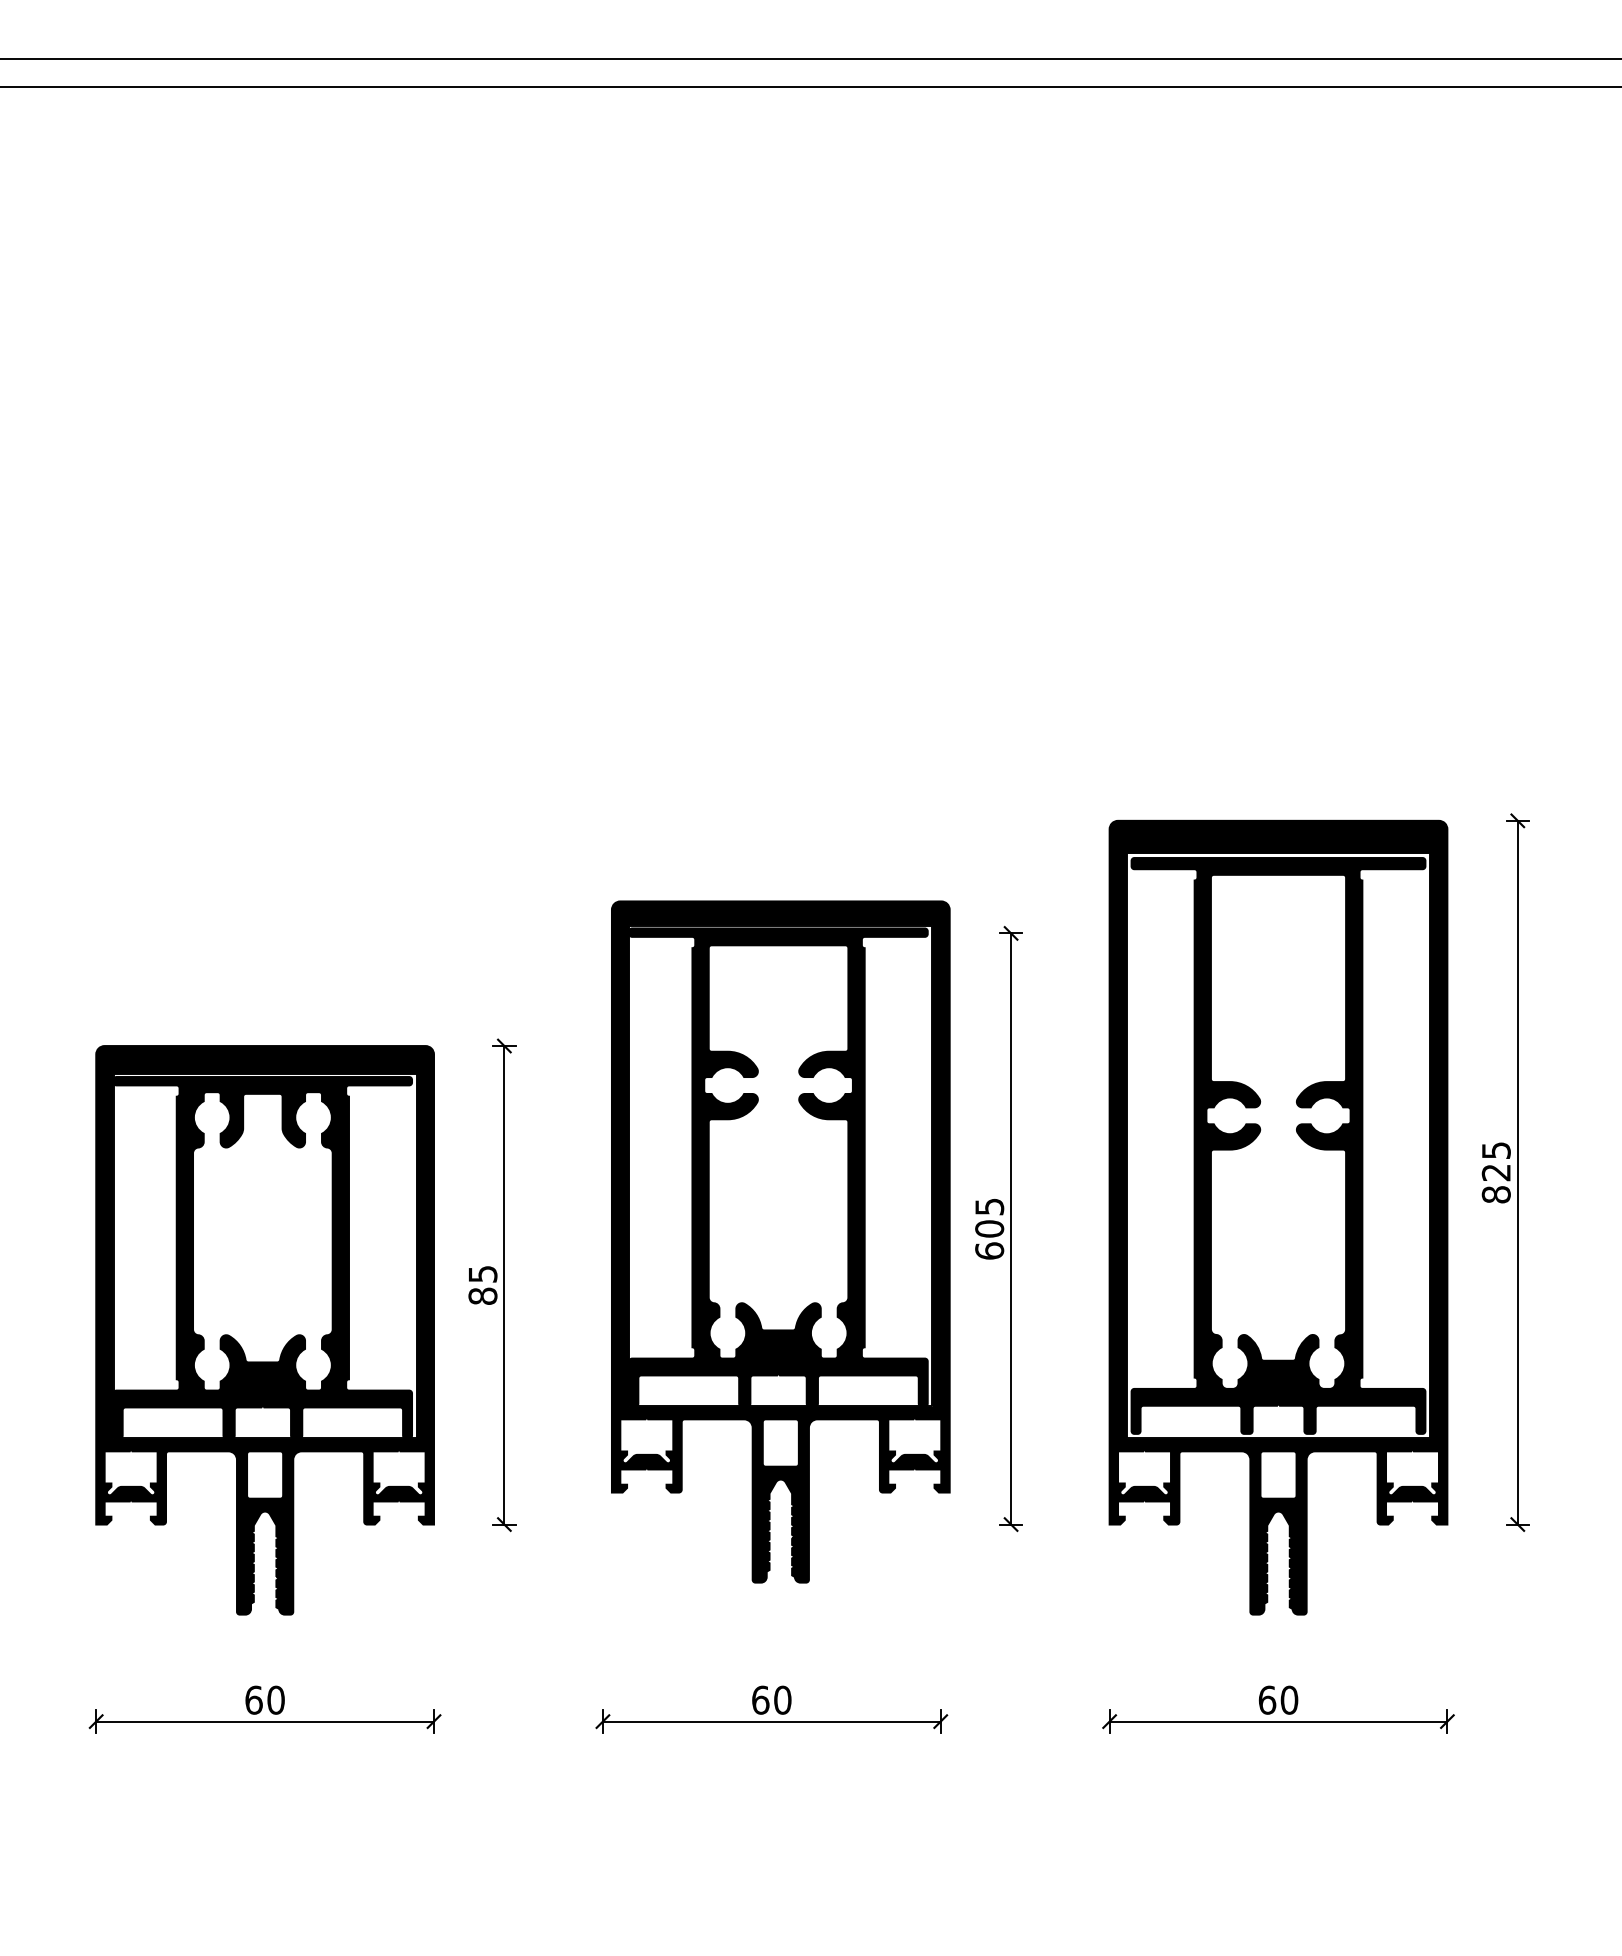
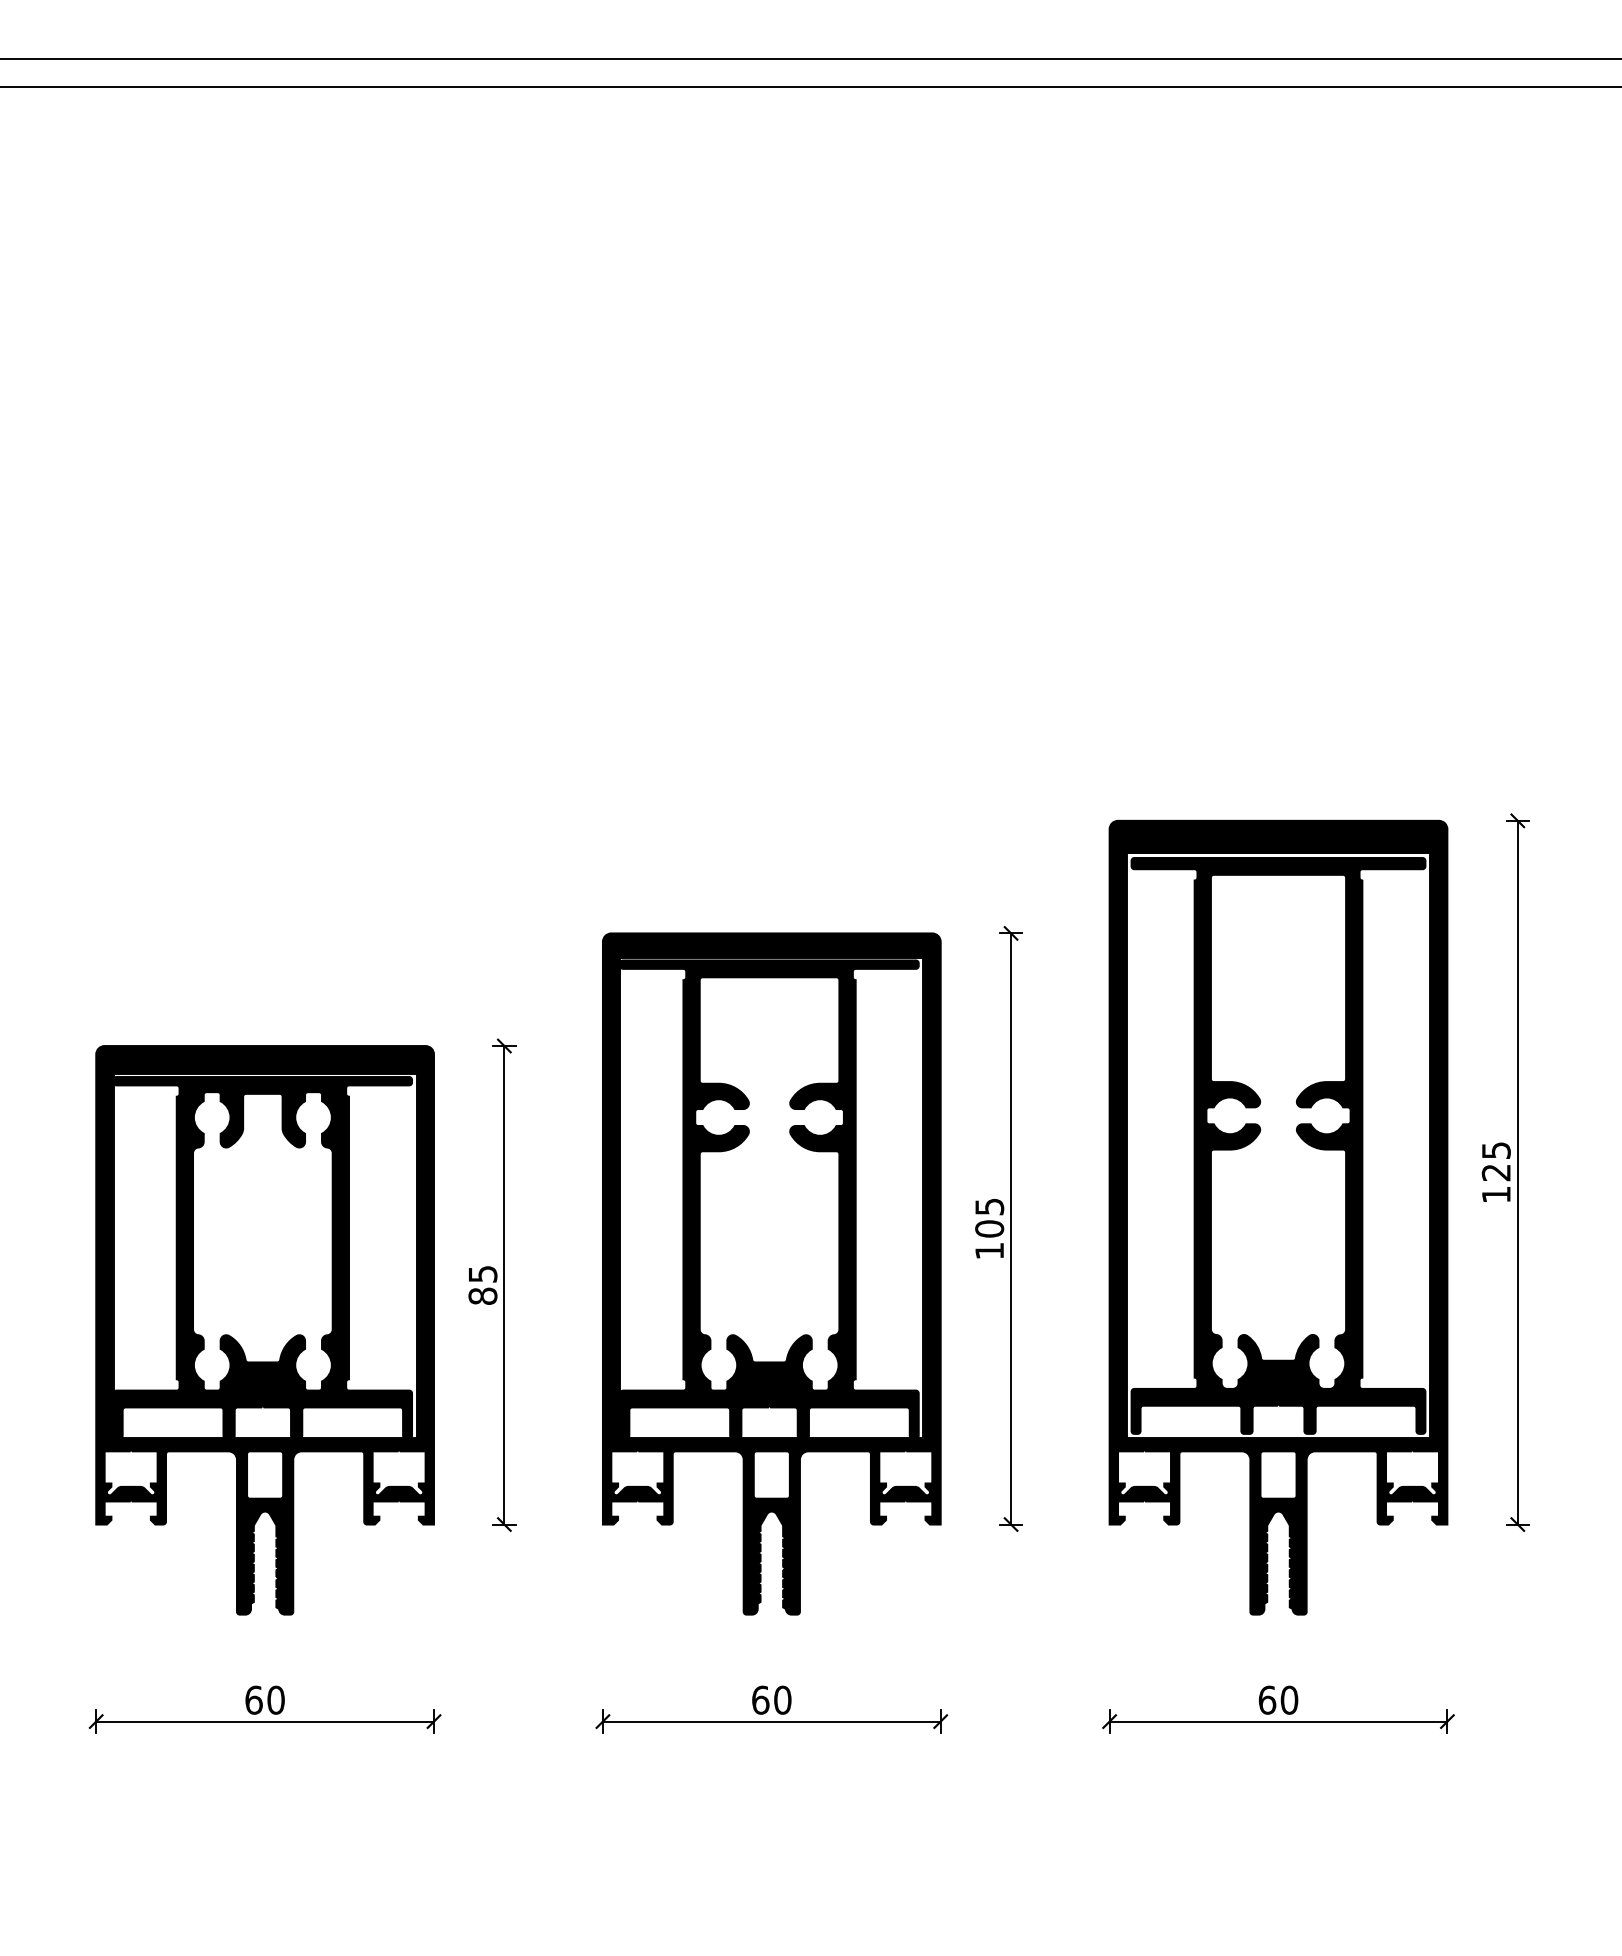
text: 825 -> 125 (1495, 1194)
part position: (780, 1241) -> (771, 1273) (771, 1273)
text: 605 -> 105 (989, 1250)
